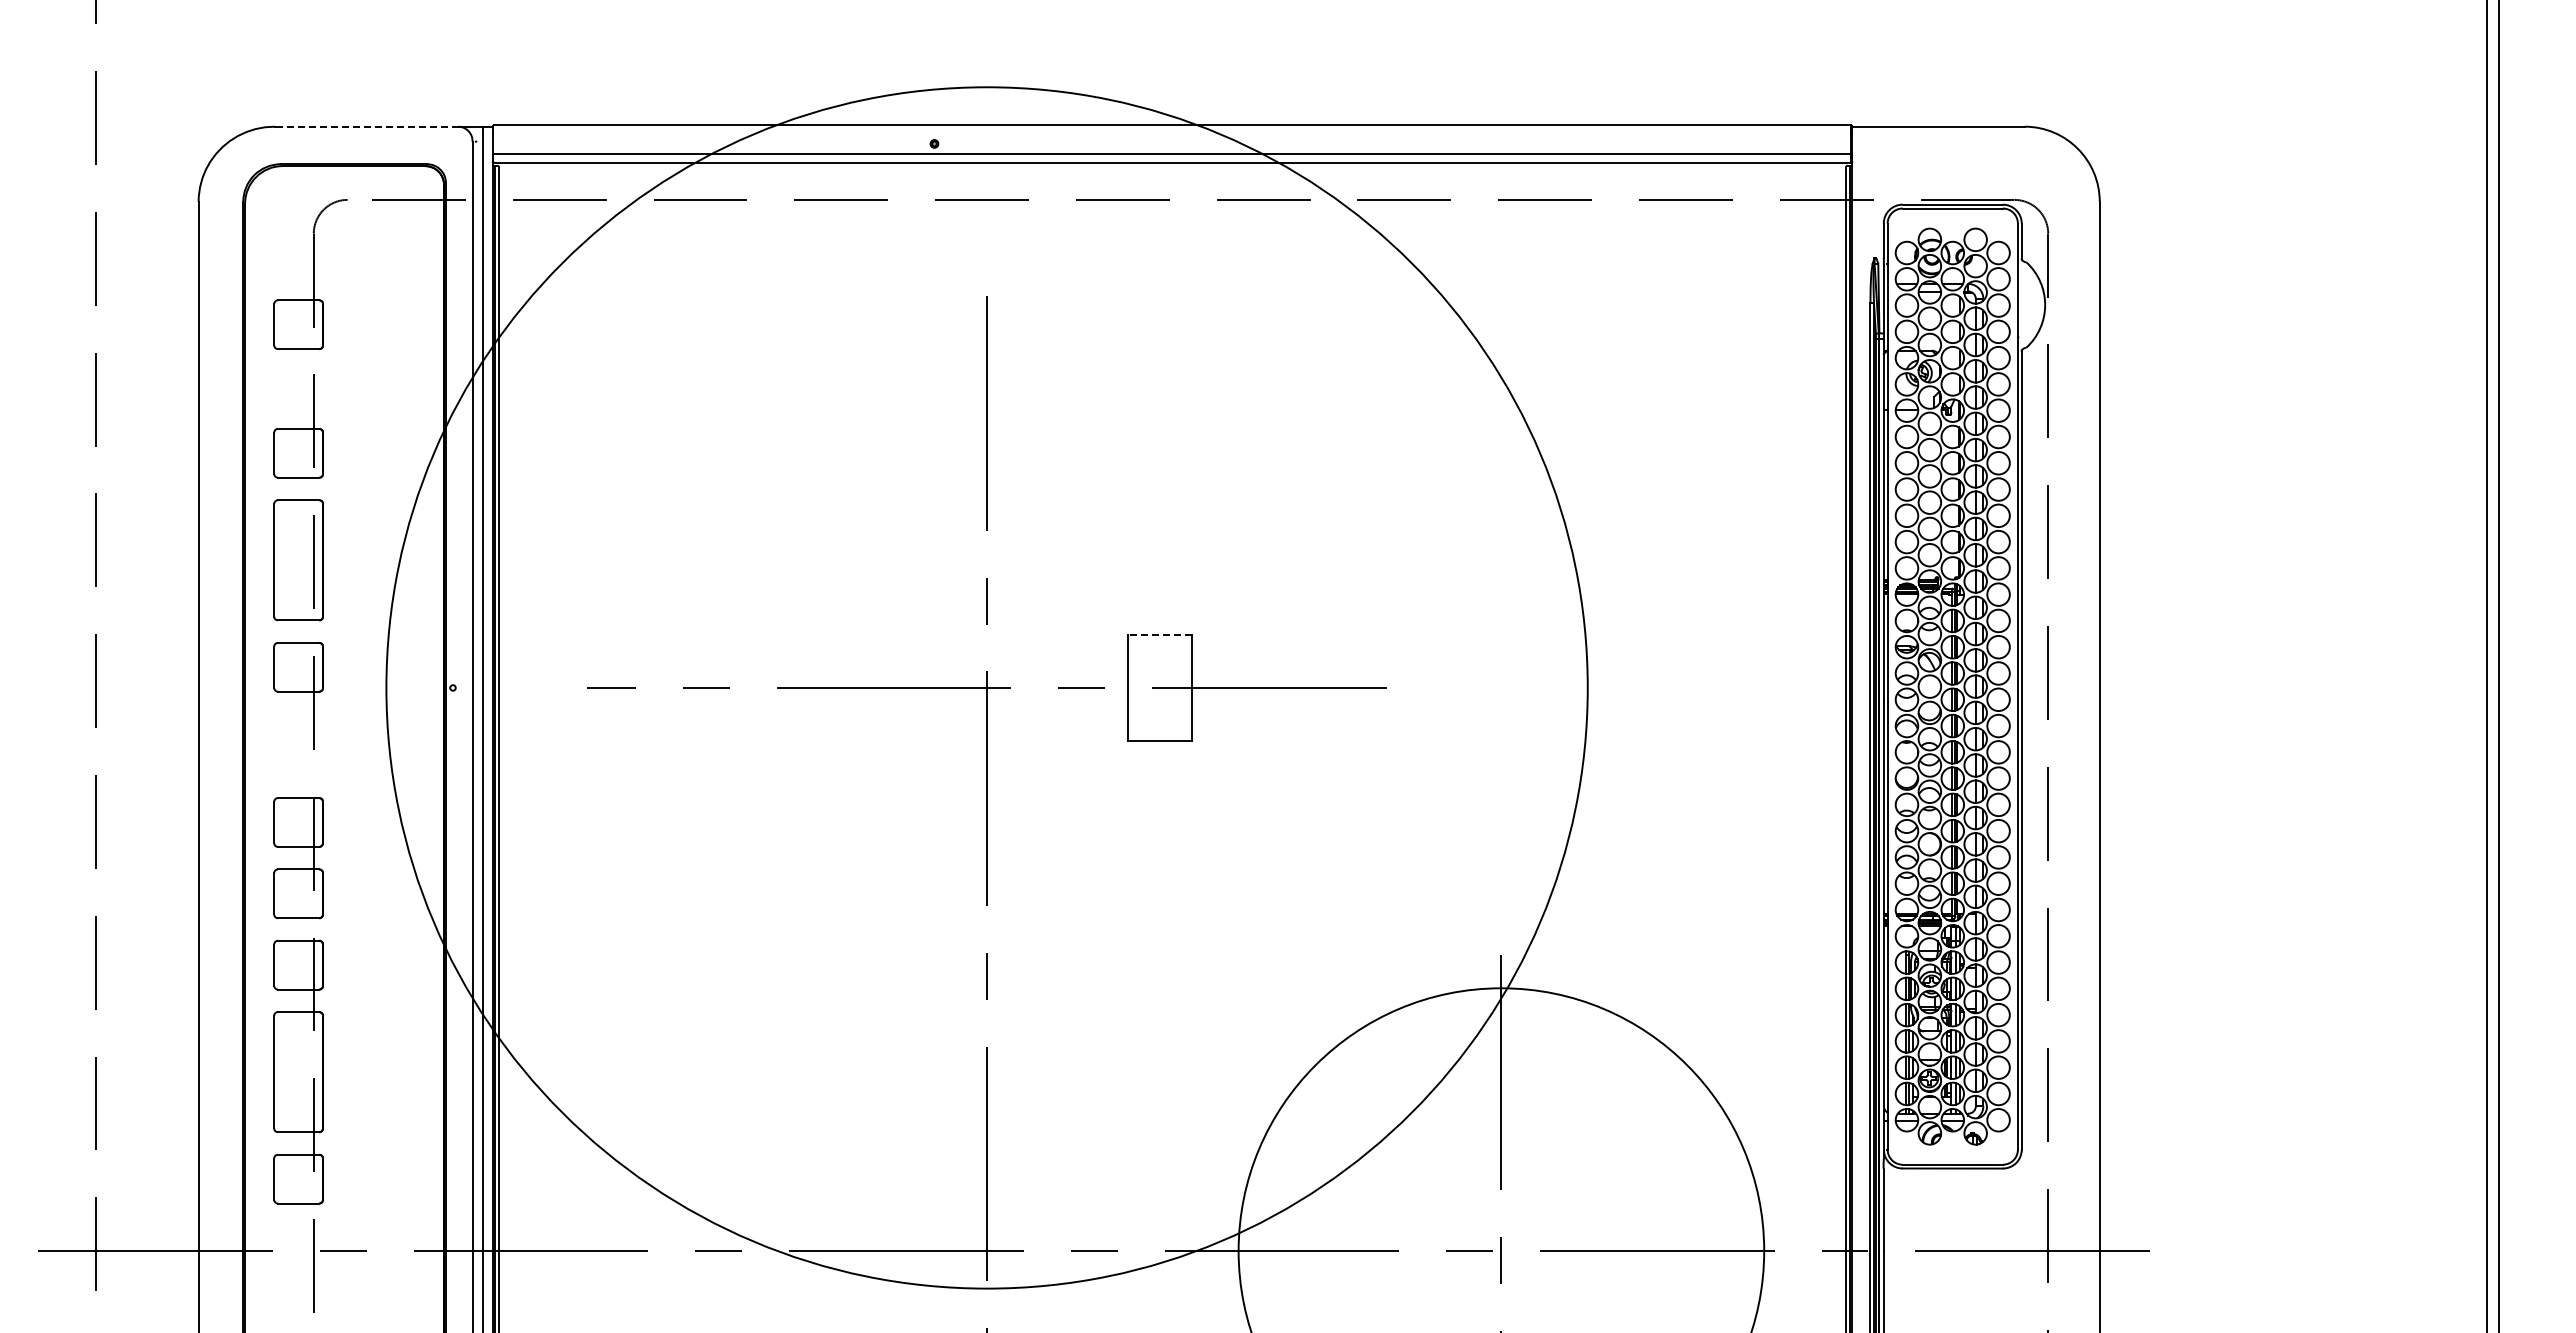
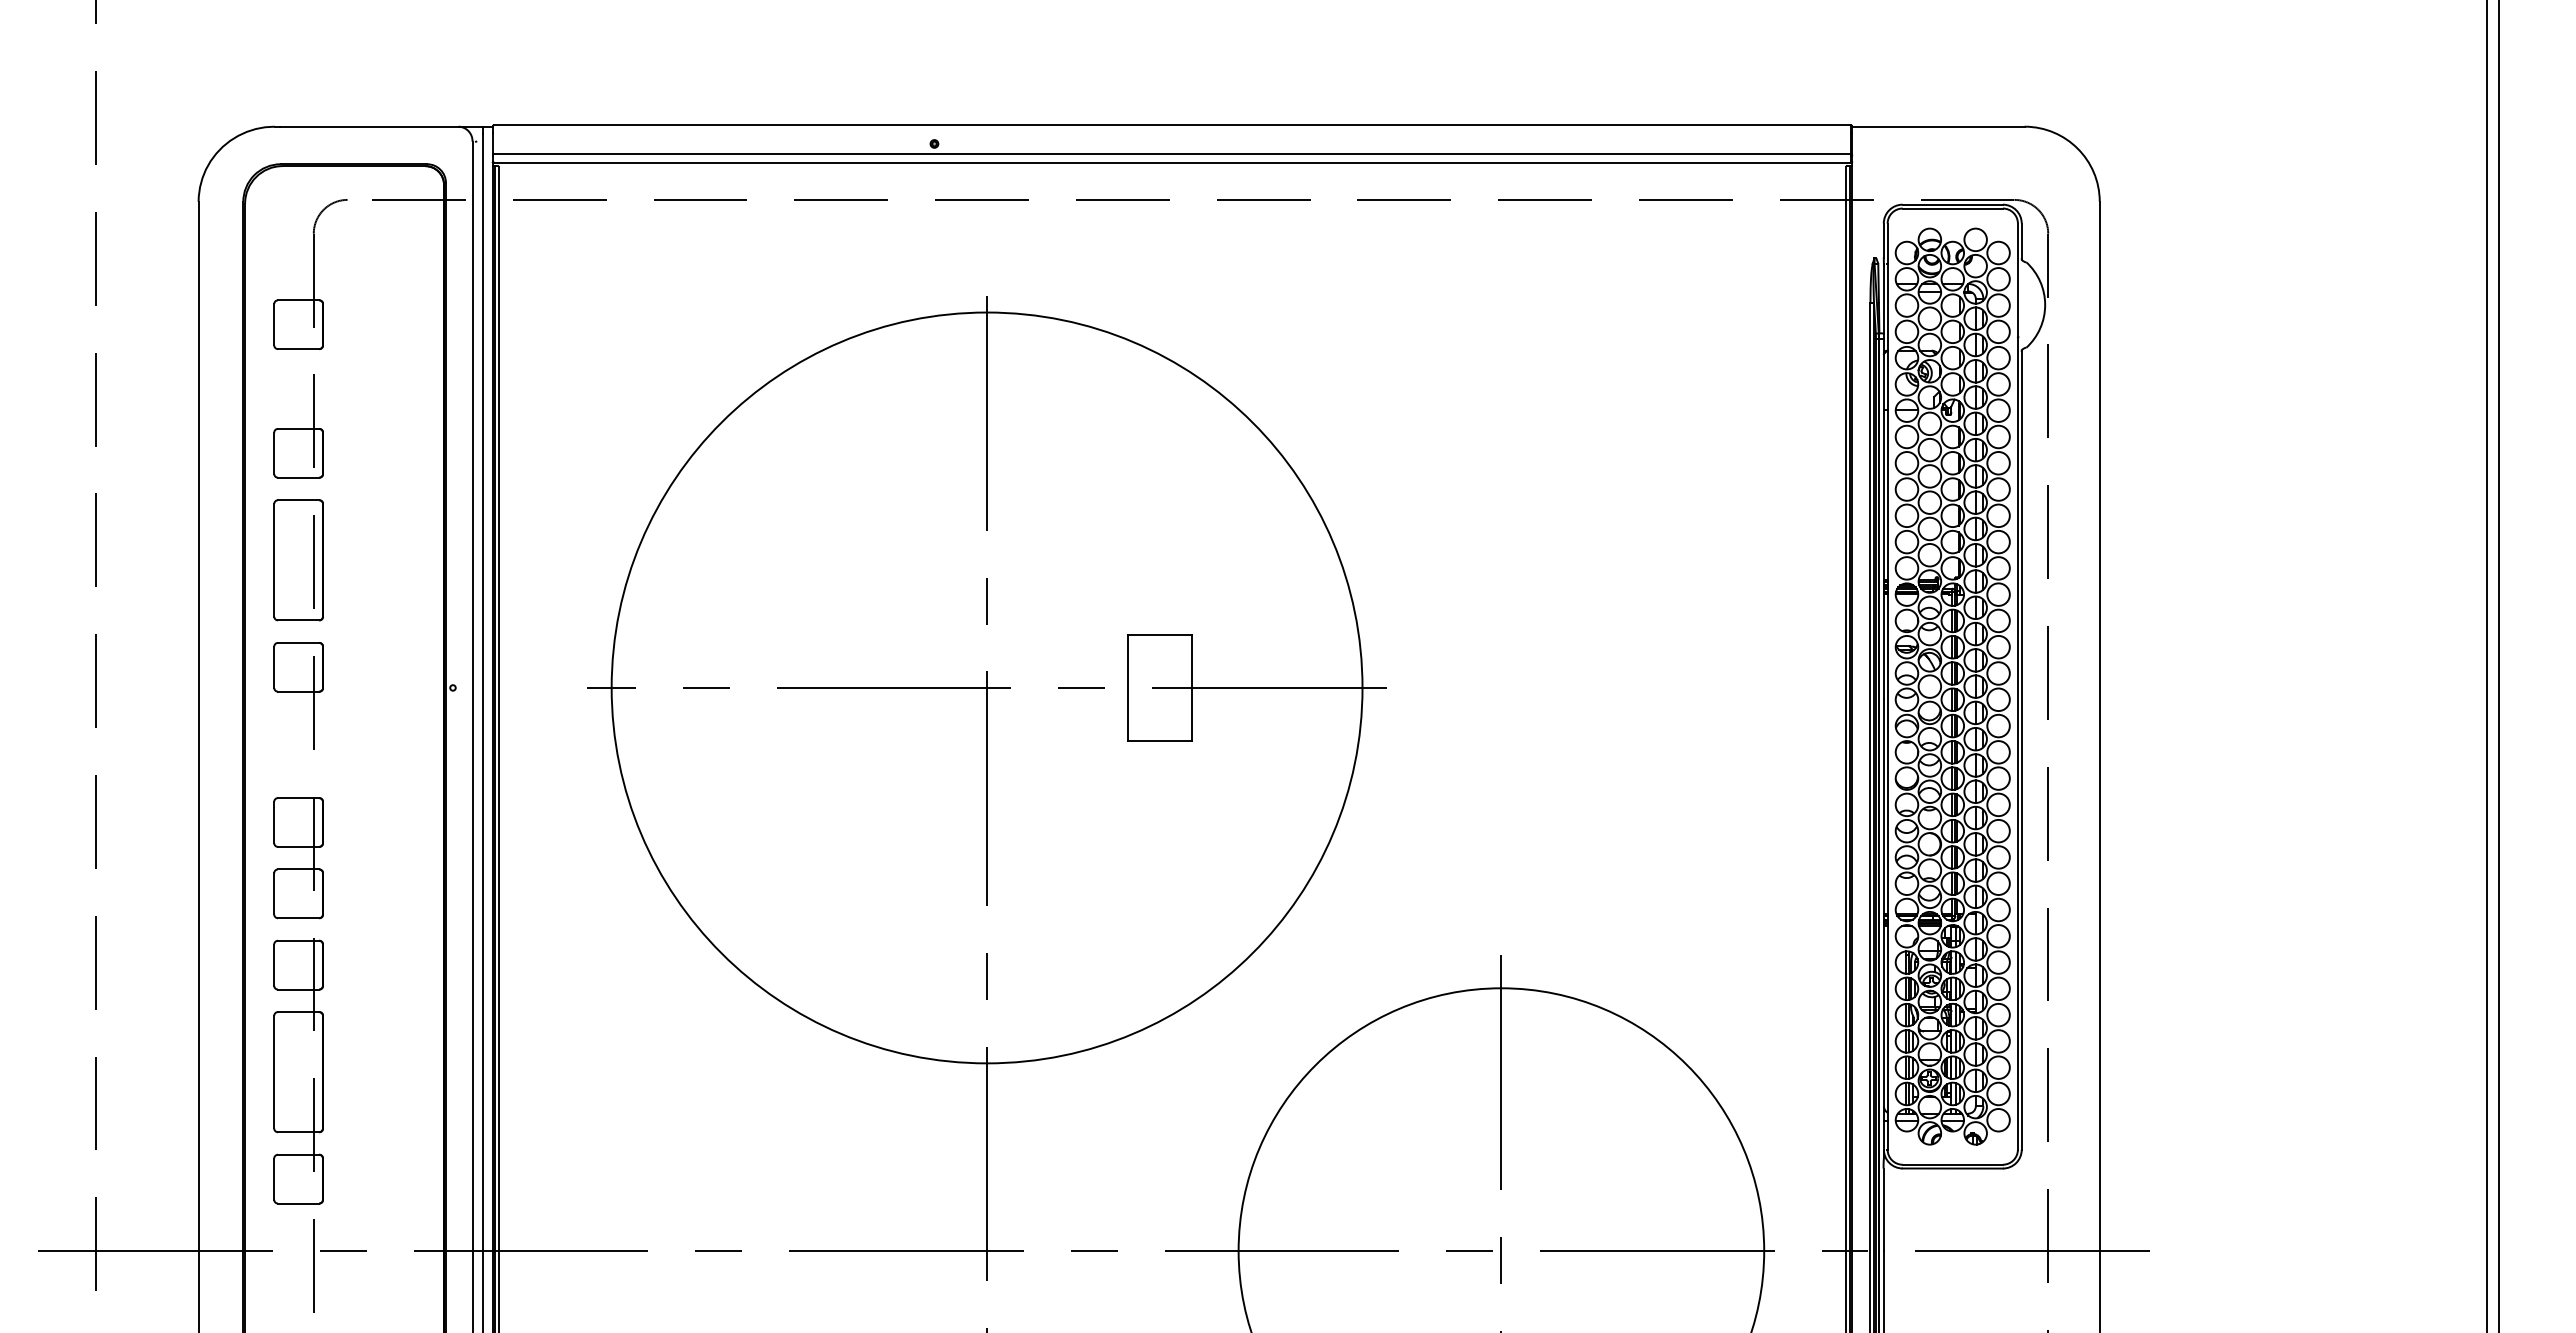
line: dashed -> solid (368, 126)
line: dashed -> solid (1159, 635)
circle diameter: 1201 px -> 751 px (986, 687)
